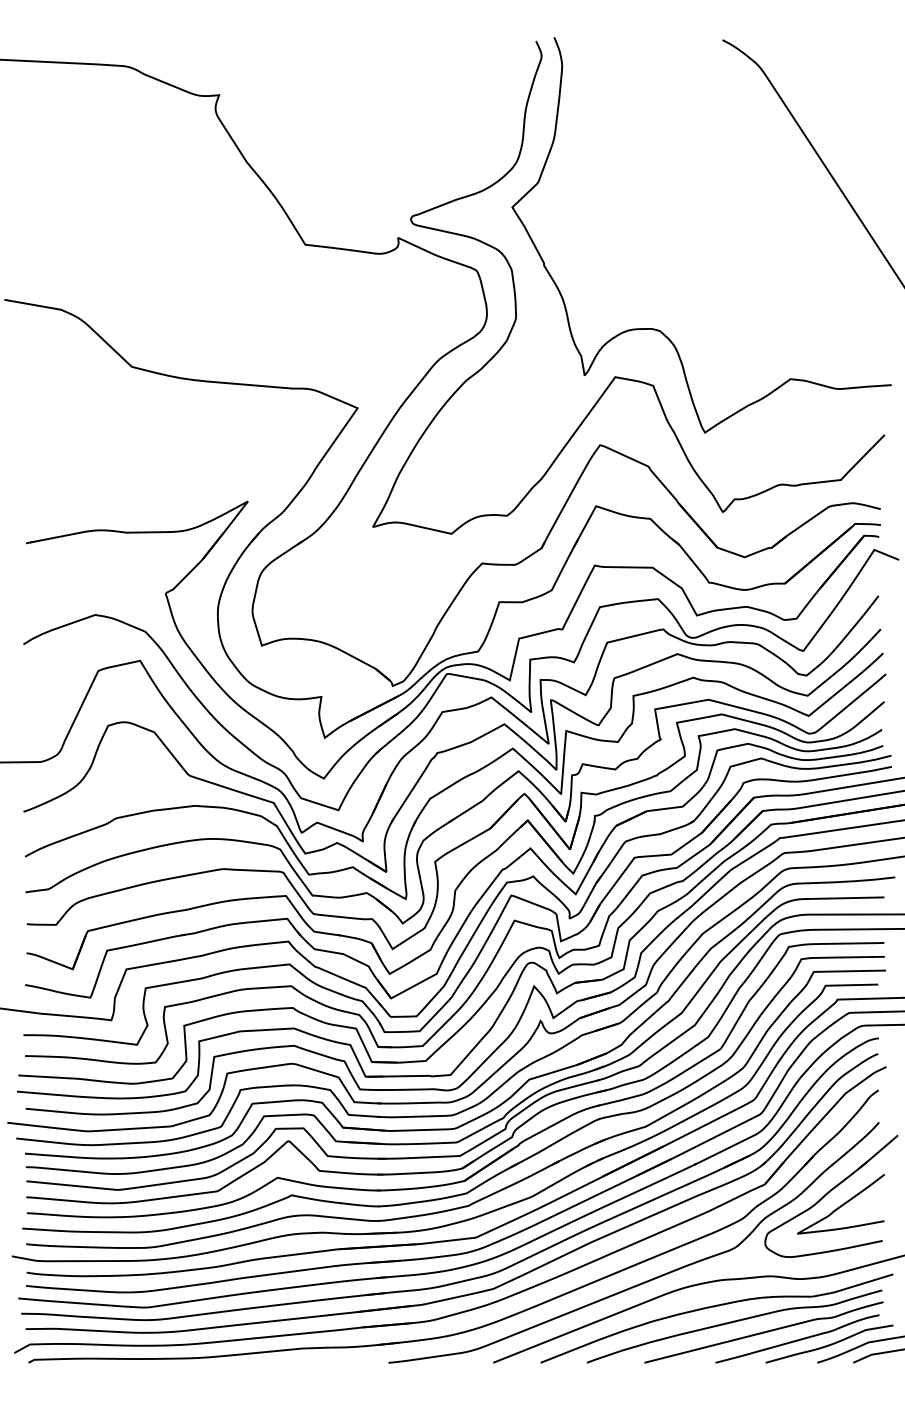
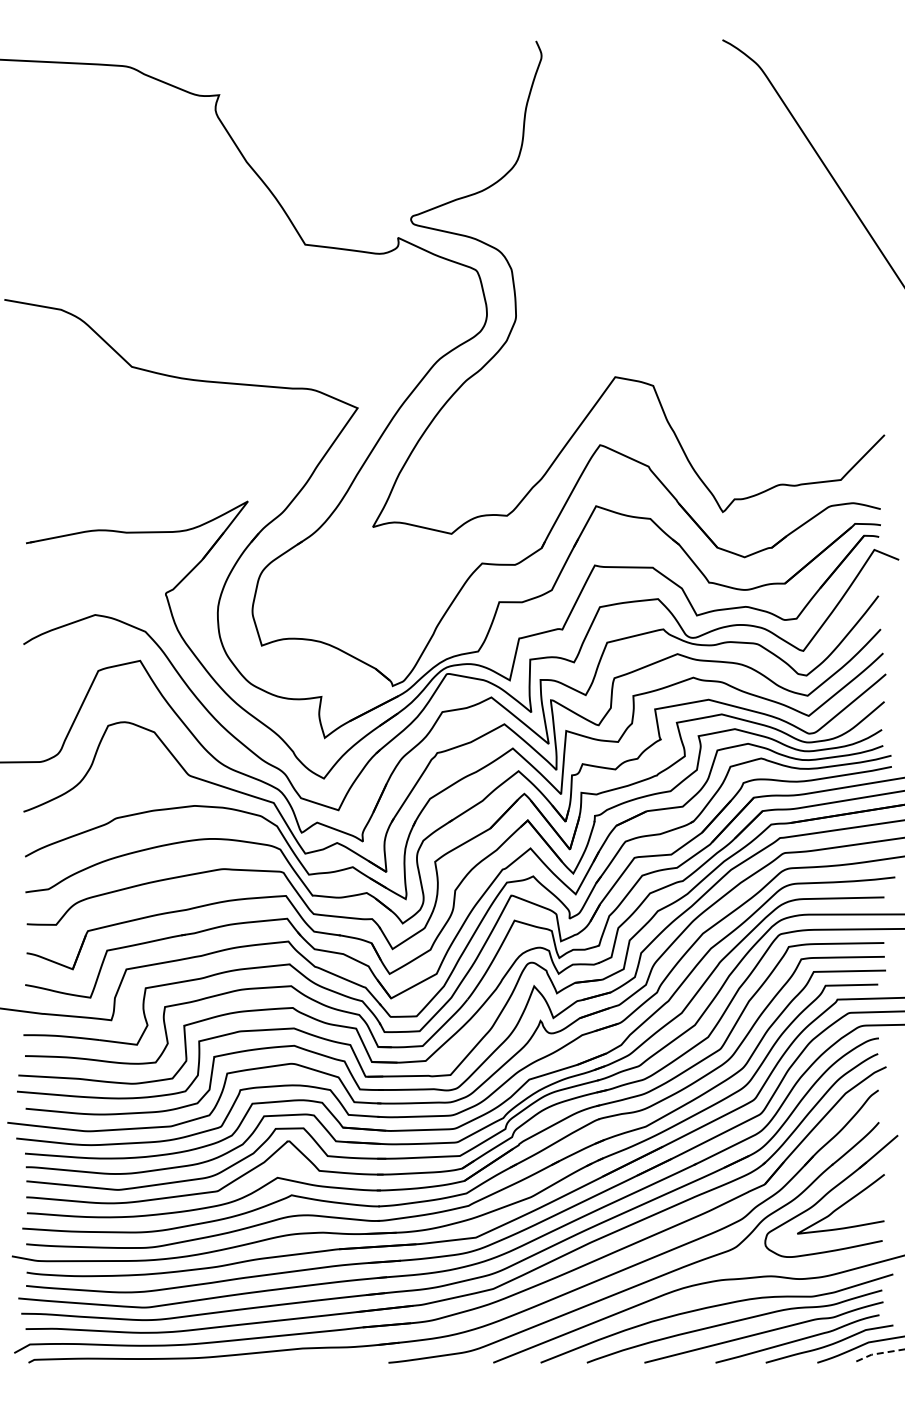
curve: present -> none (658, 329)
line: solid -> dashed (876, 1353)
